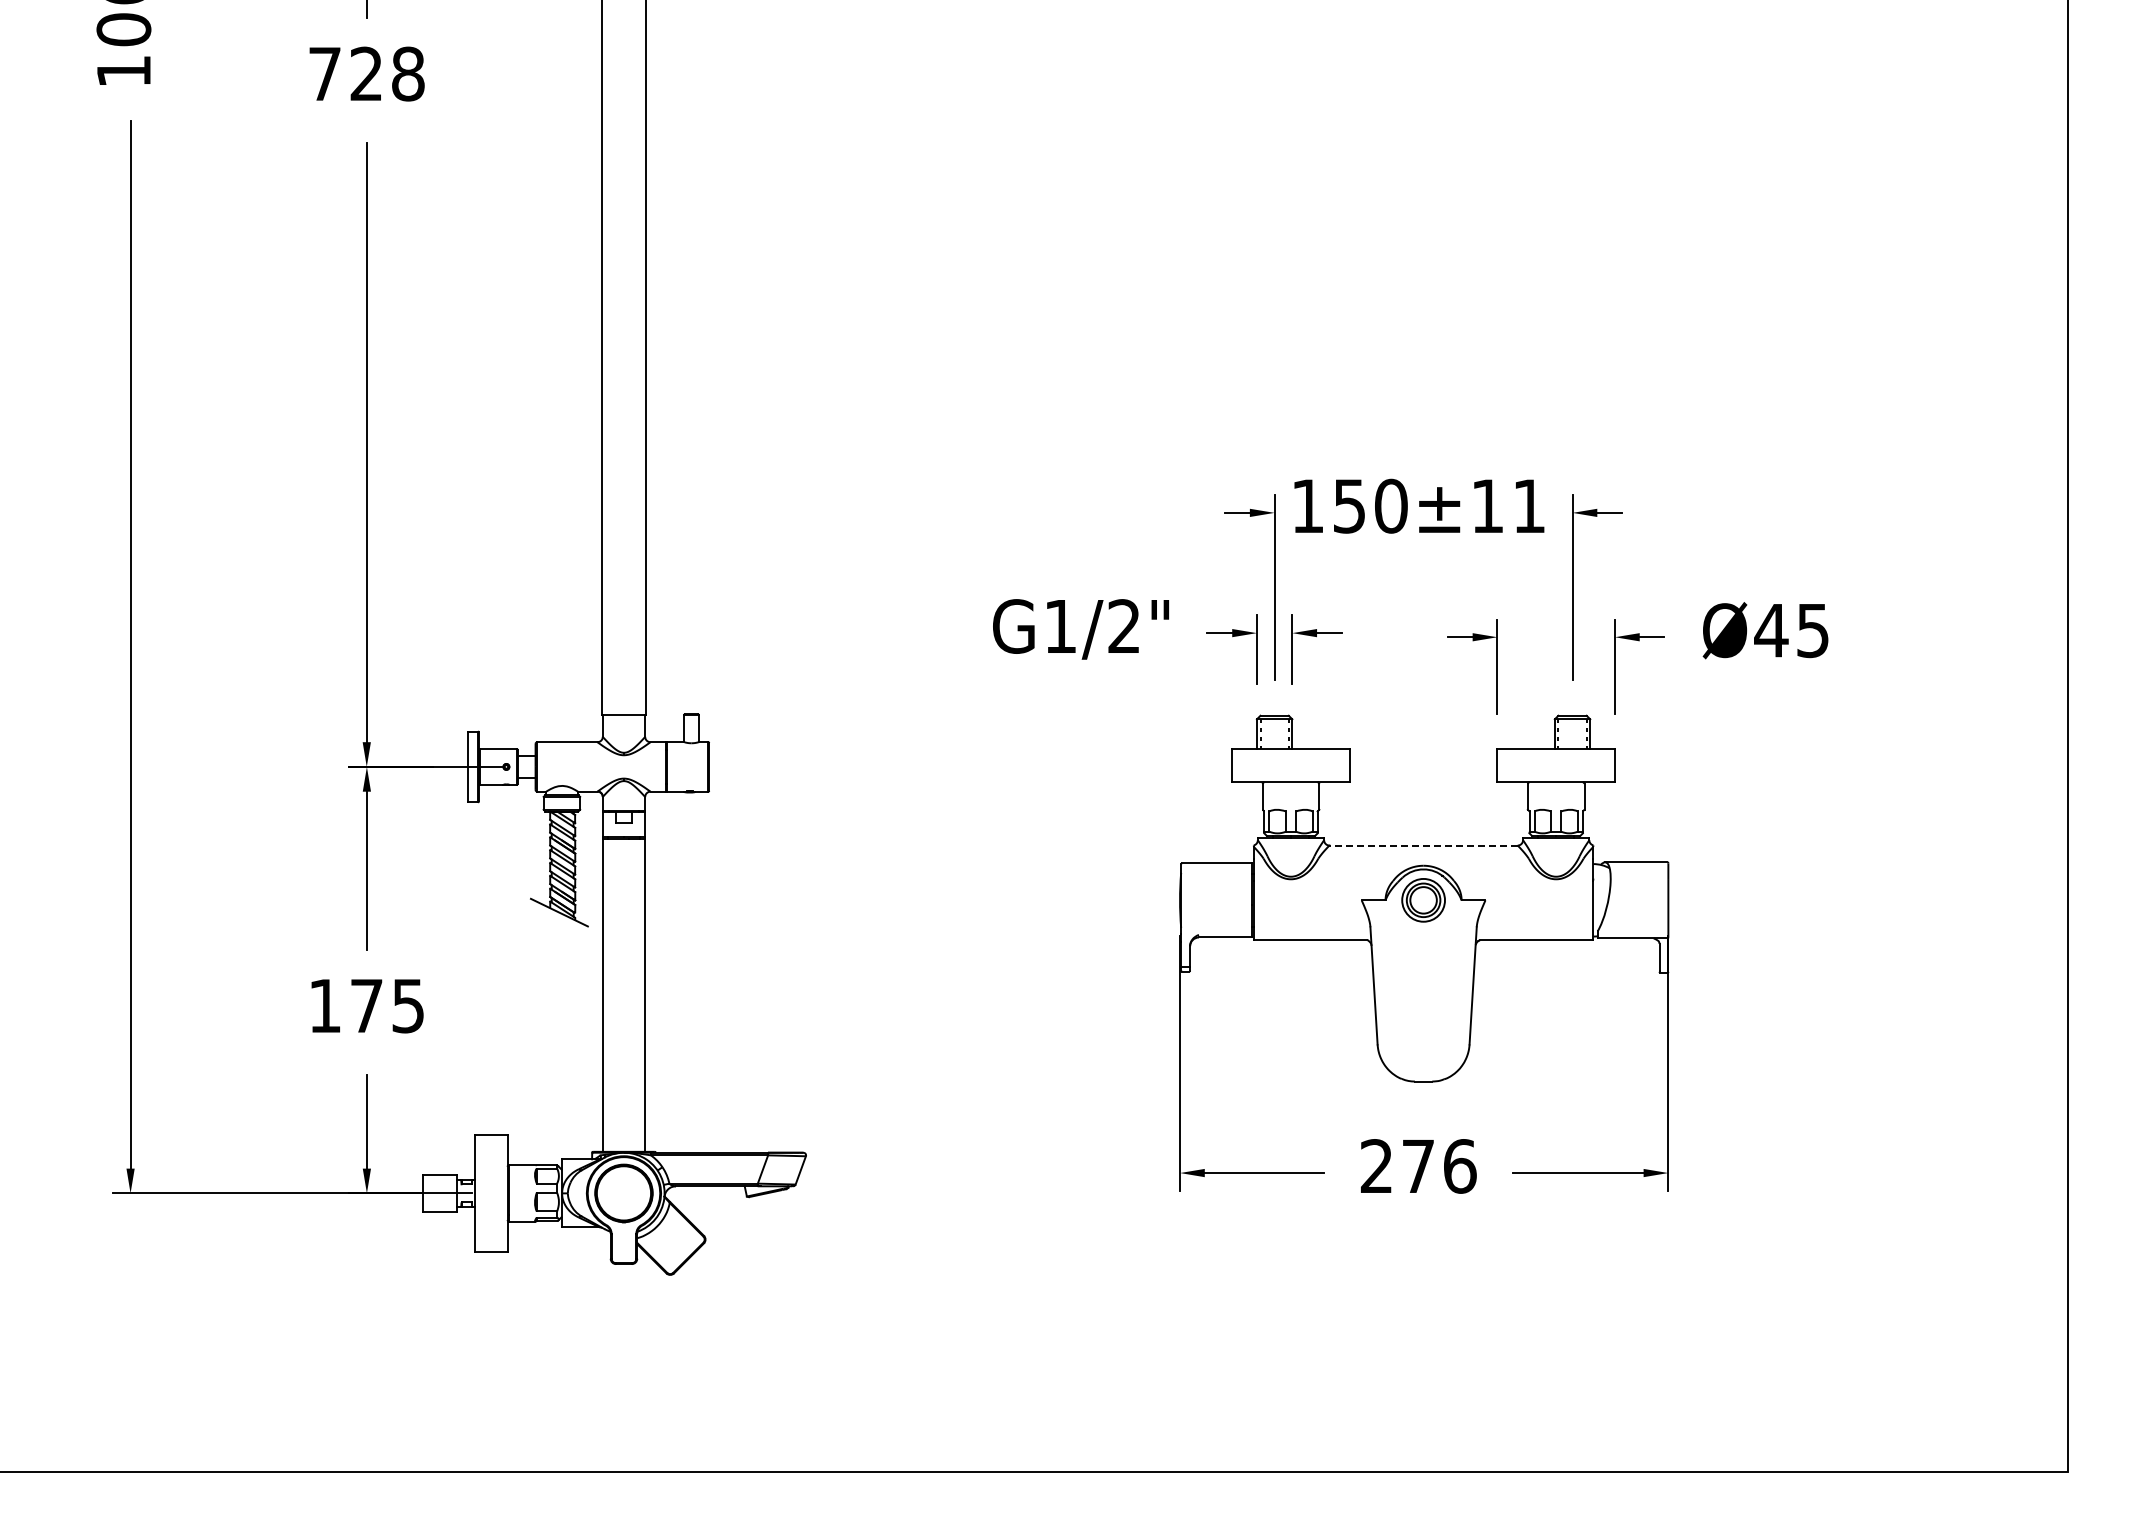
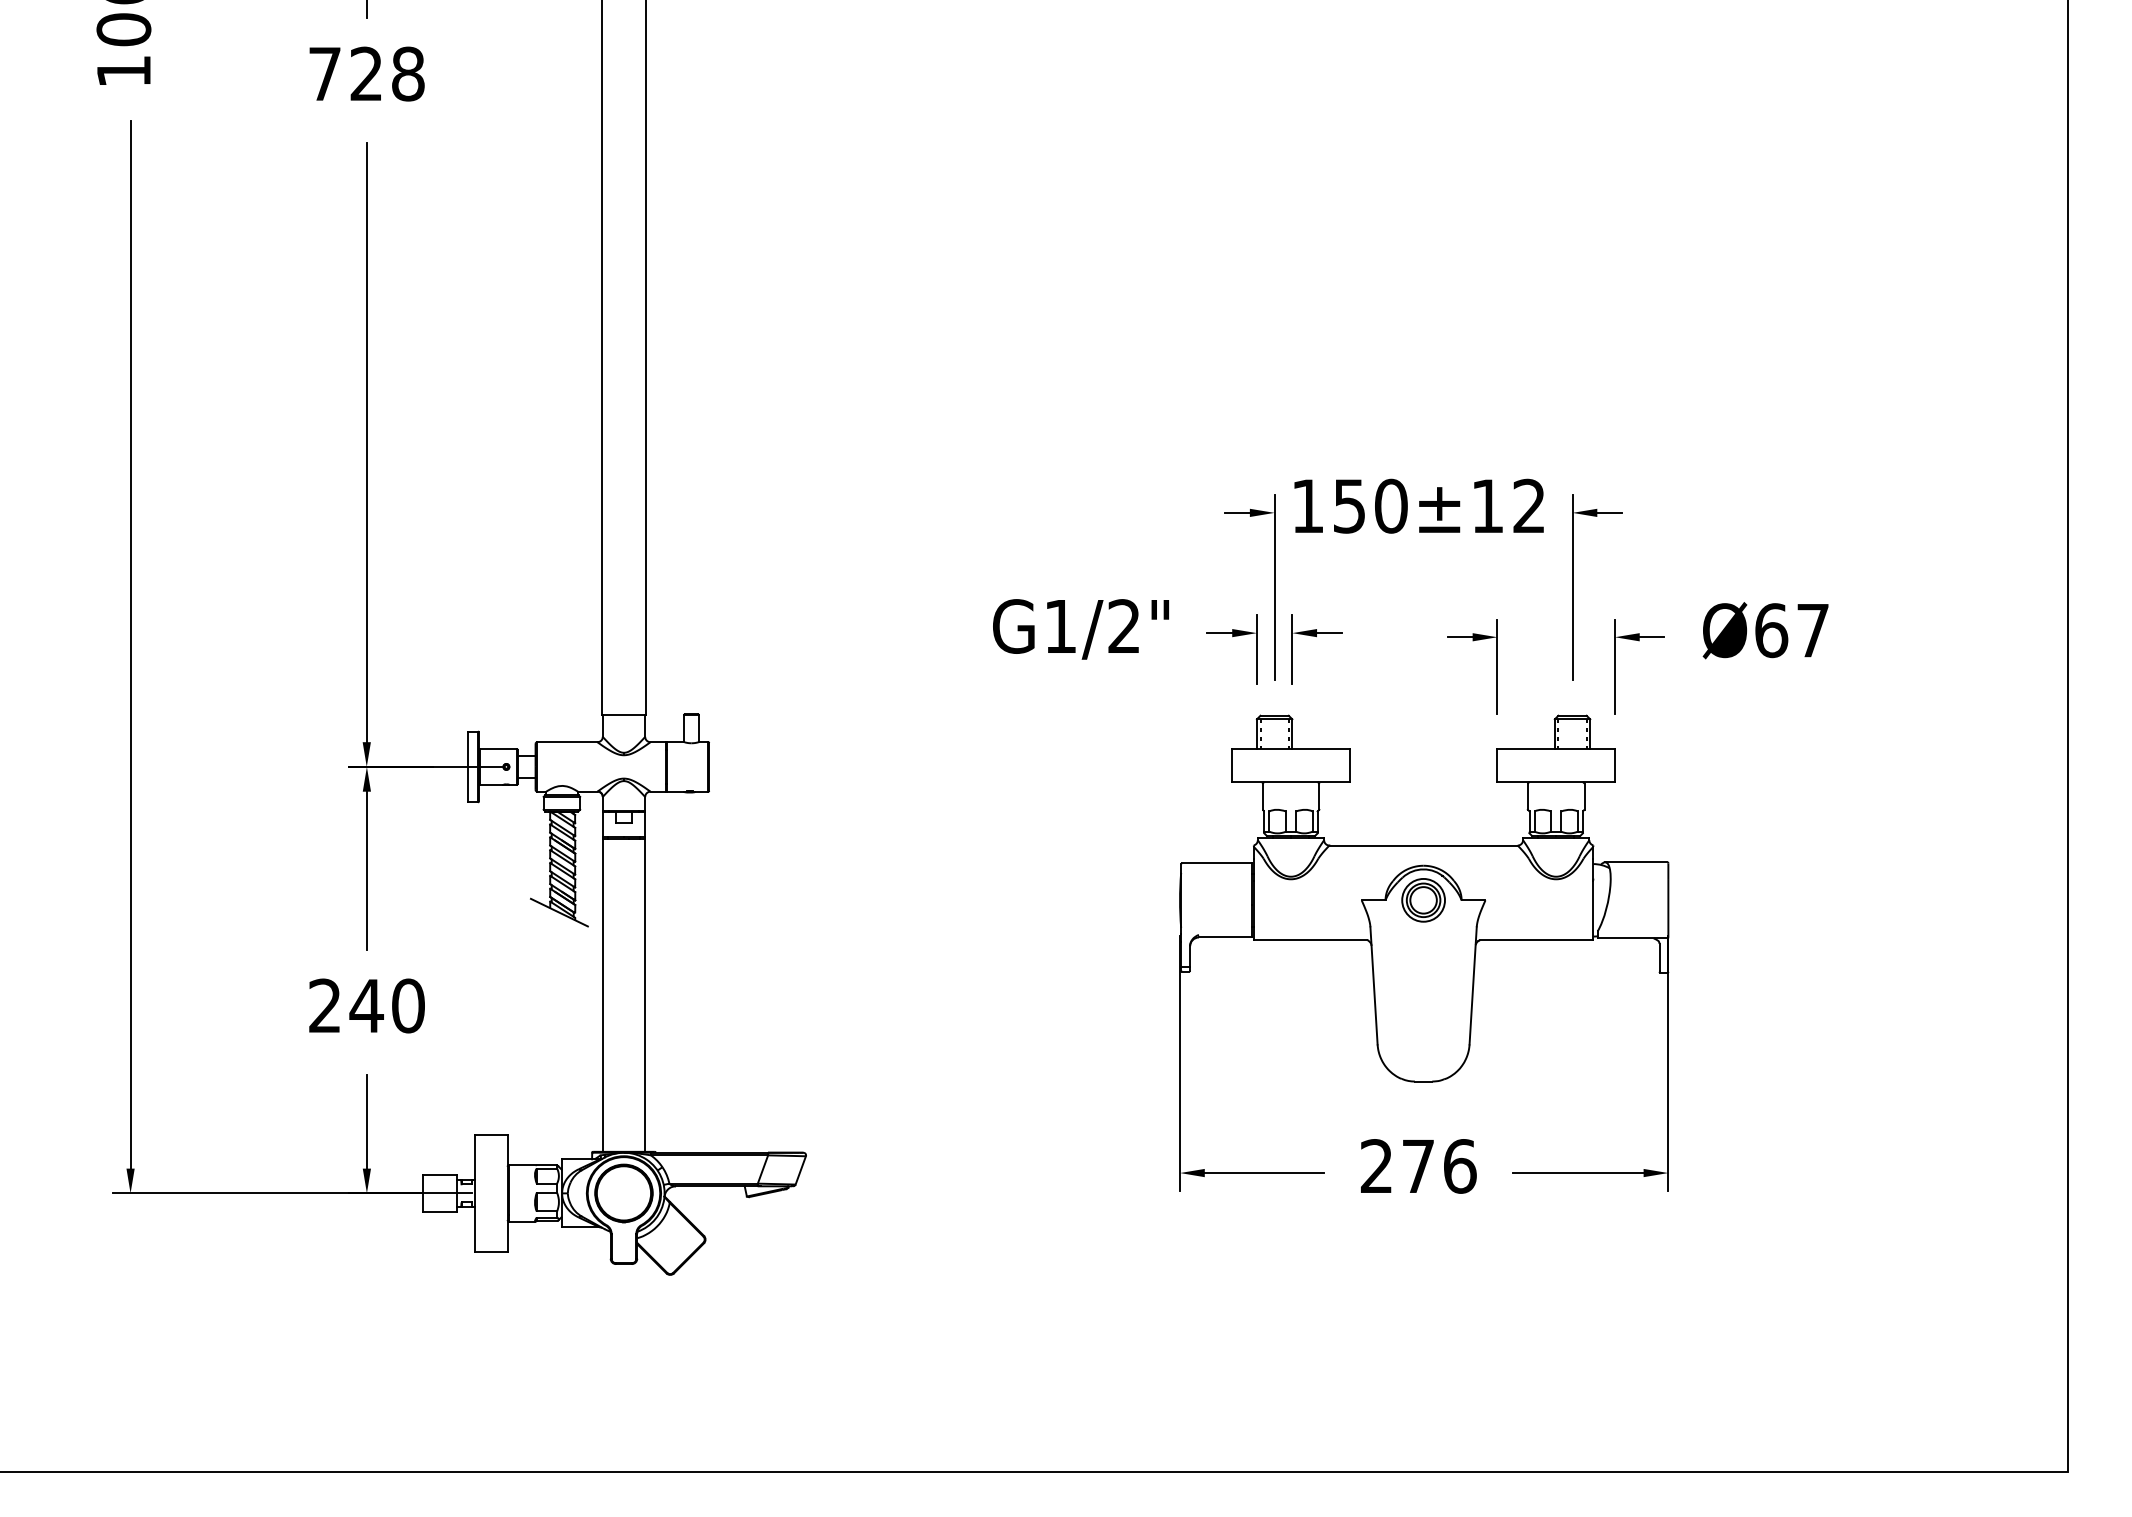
text: 150±11 -> 150±12 (1528, 505)
text: Ø45 -> Ø67 (1791, 630)
line: dashed -> solid (1423, 845)
text: 175 -> 240 (366, 1005)
